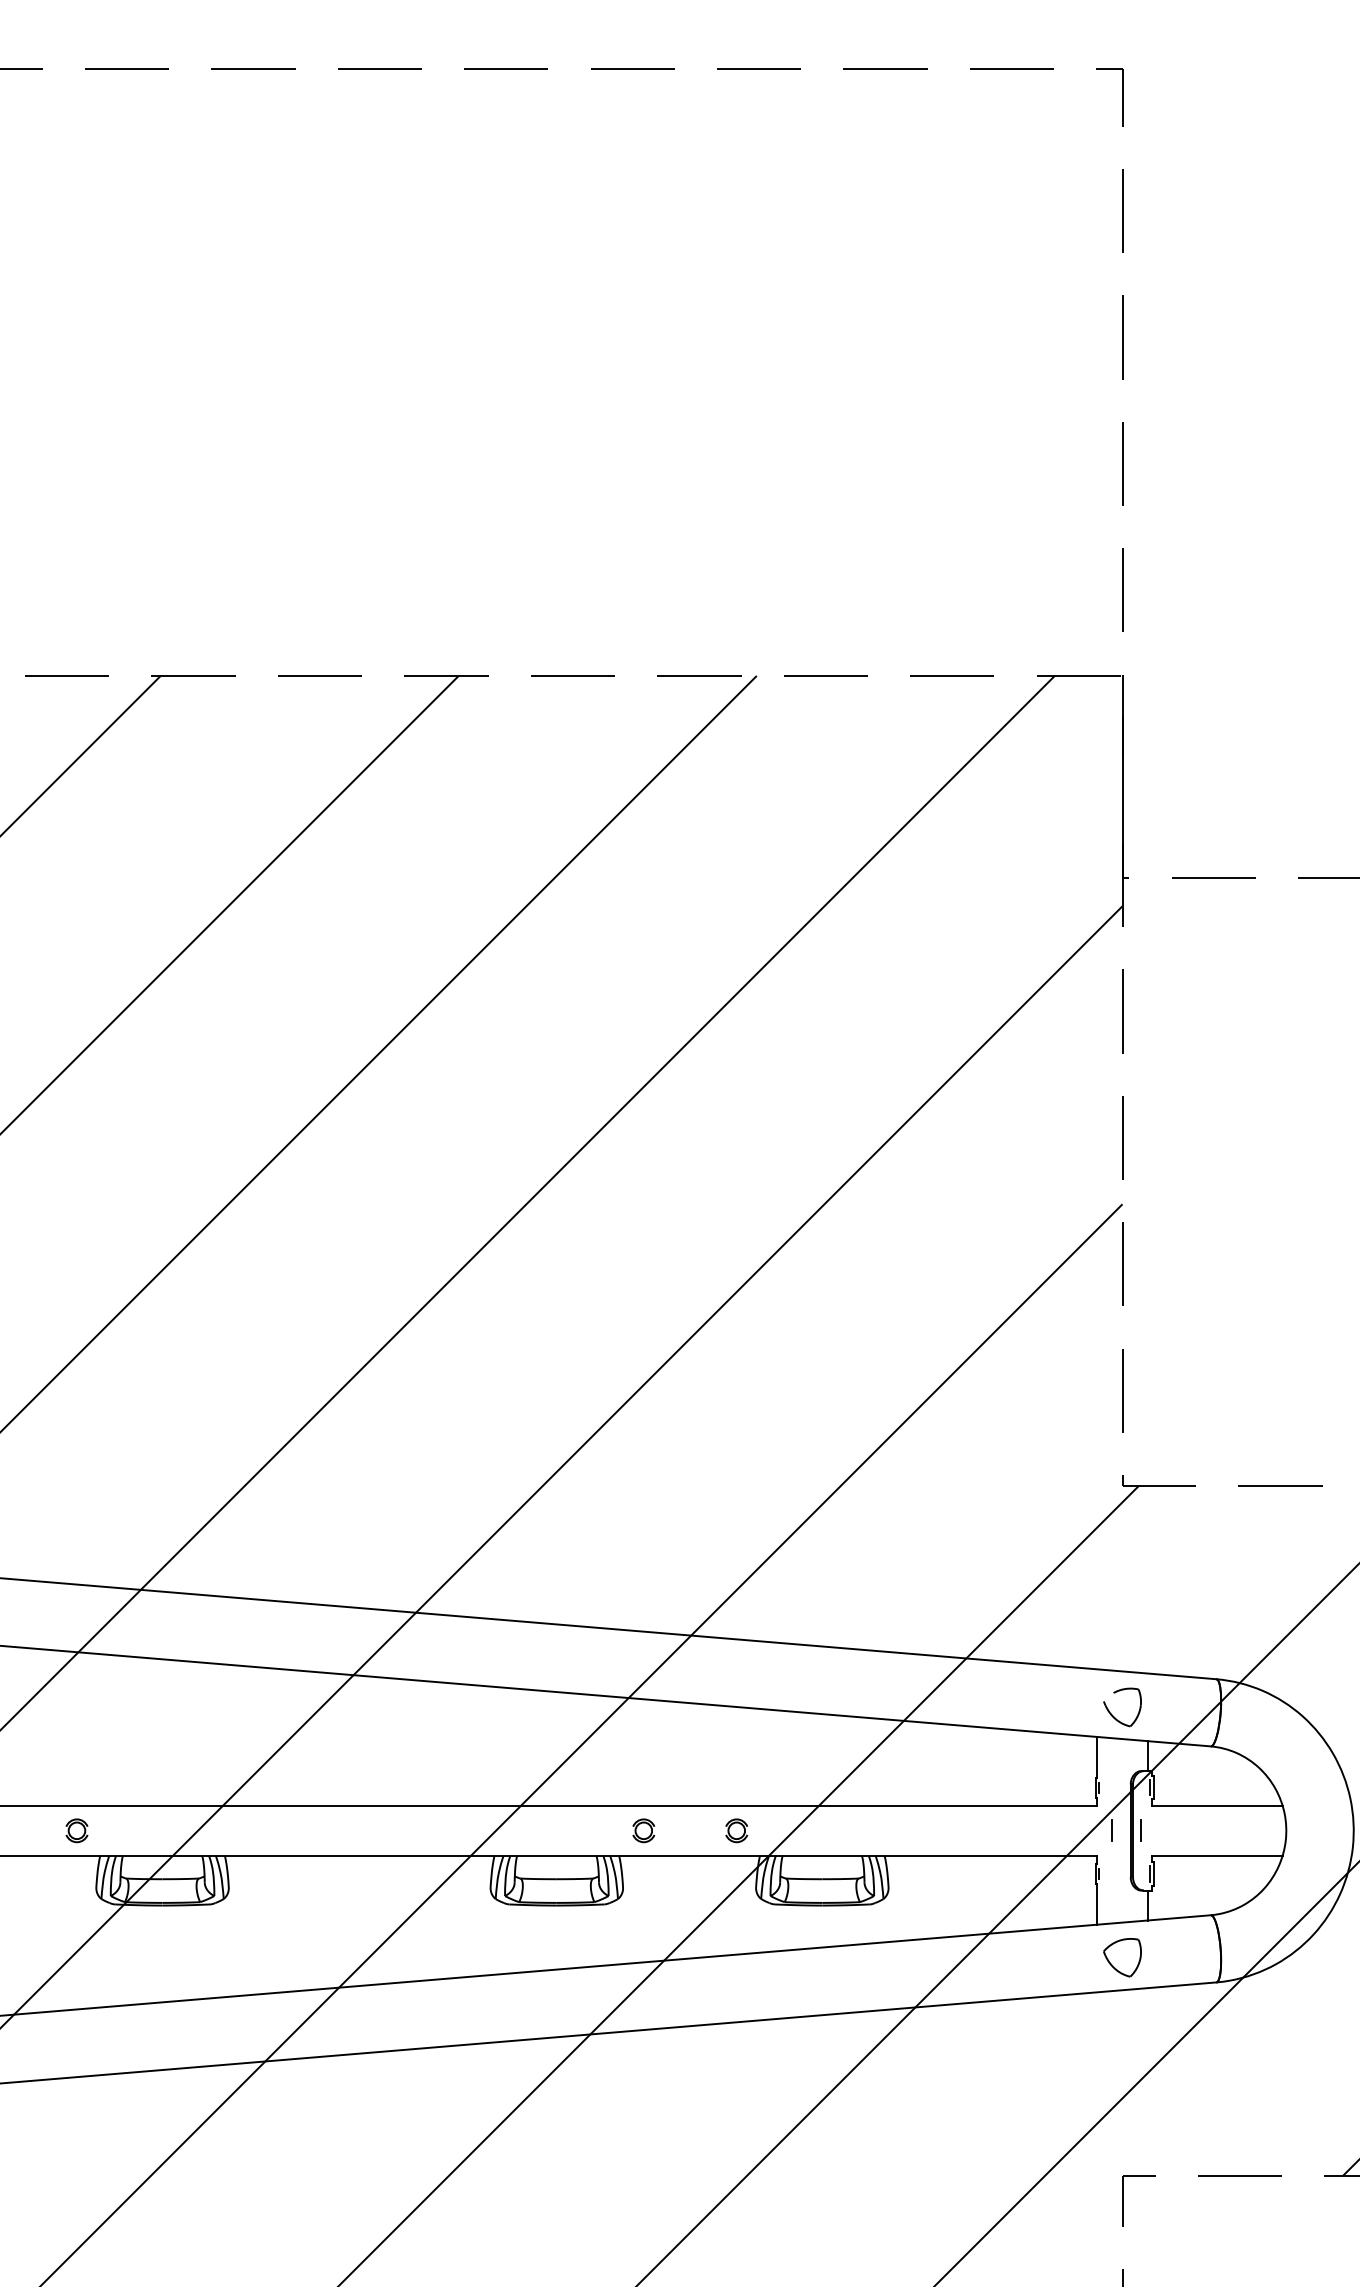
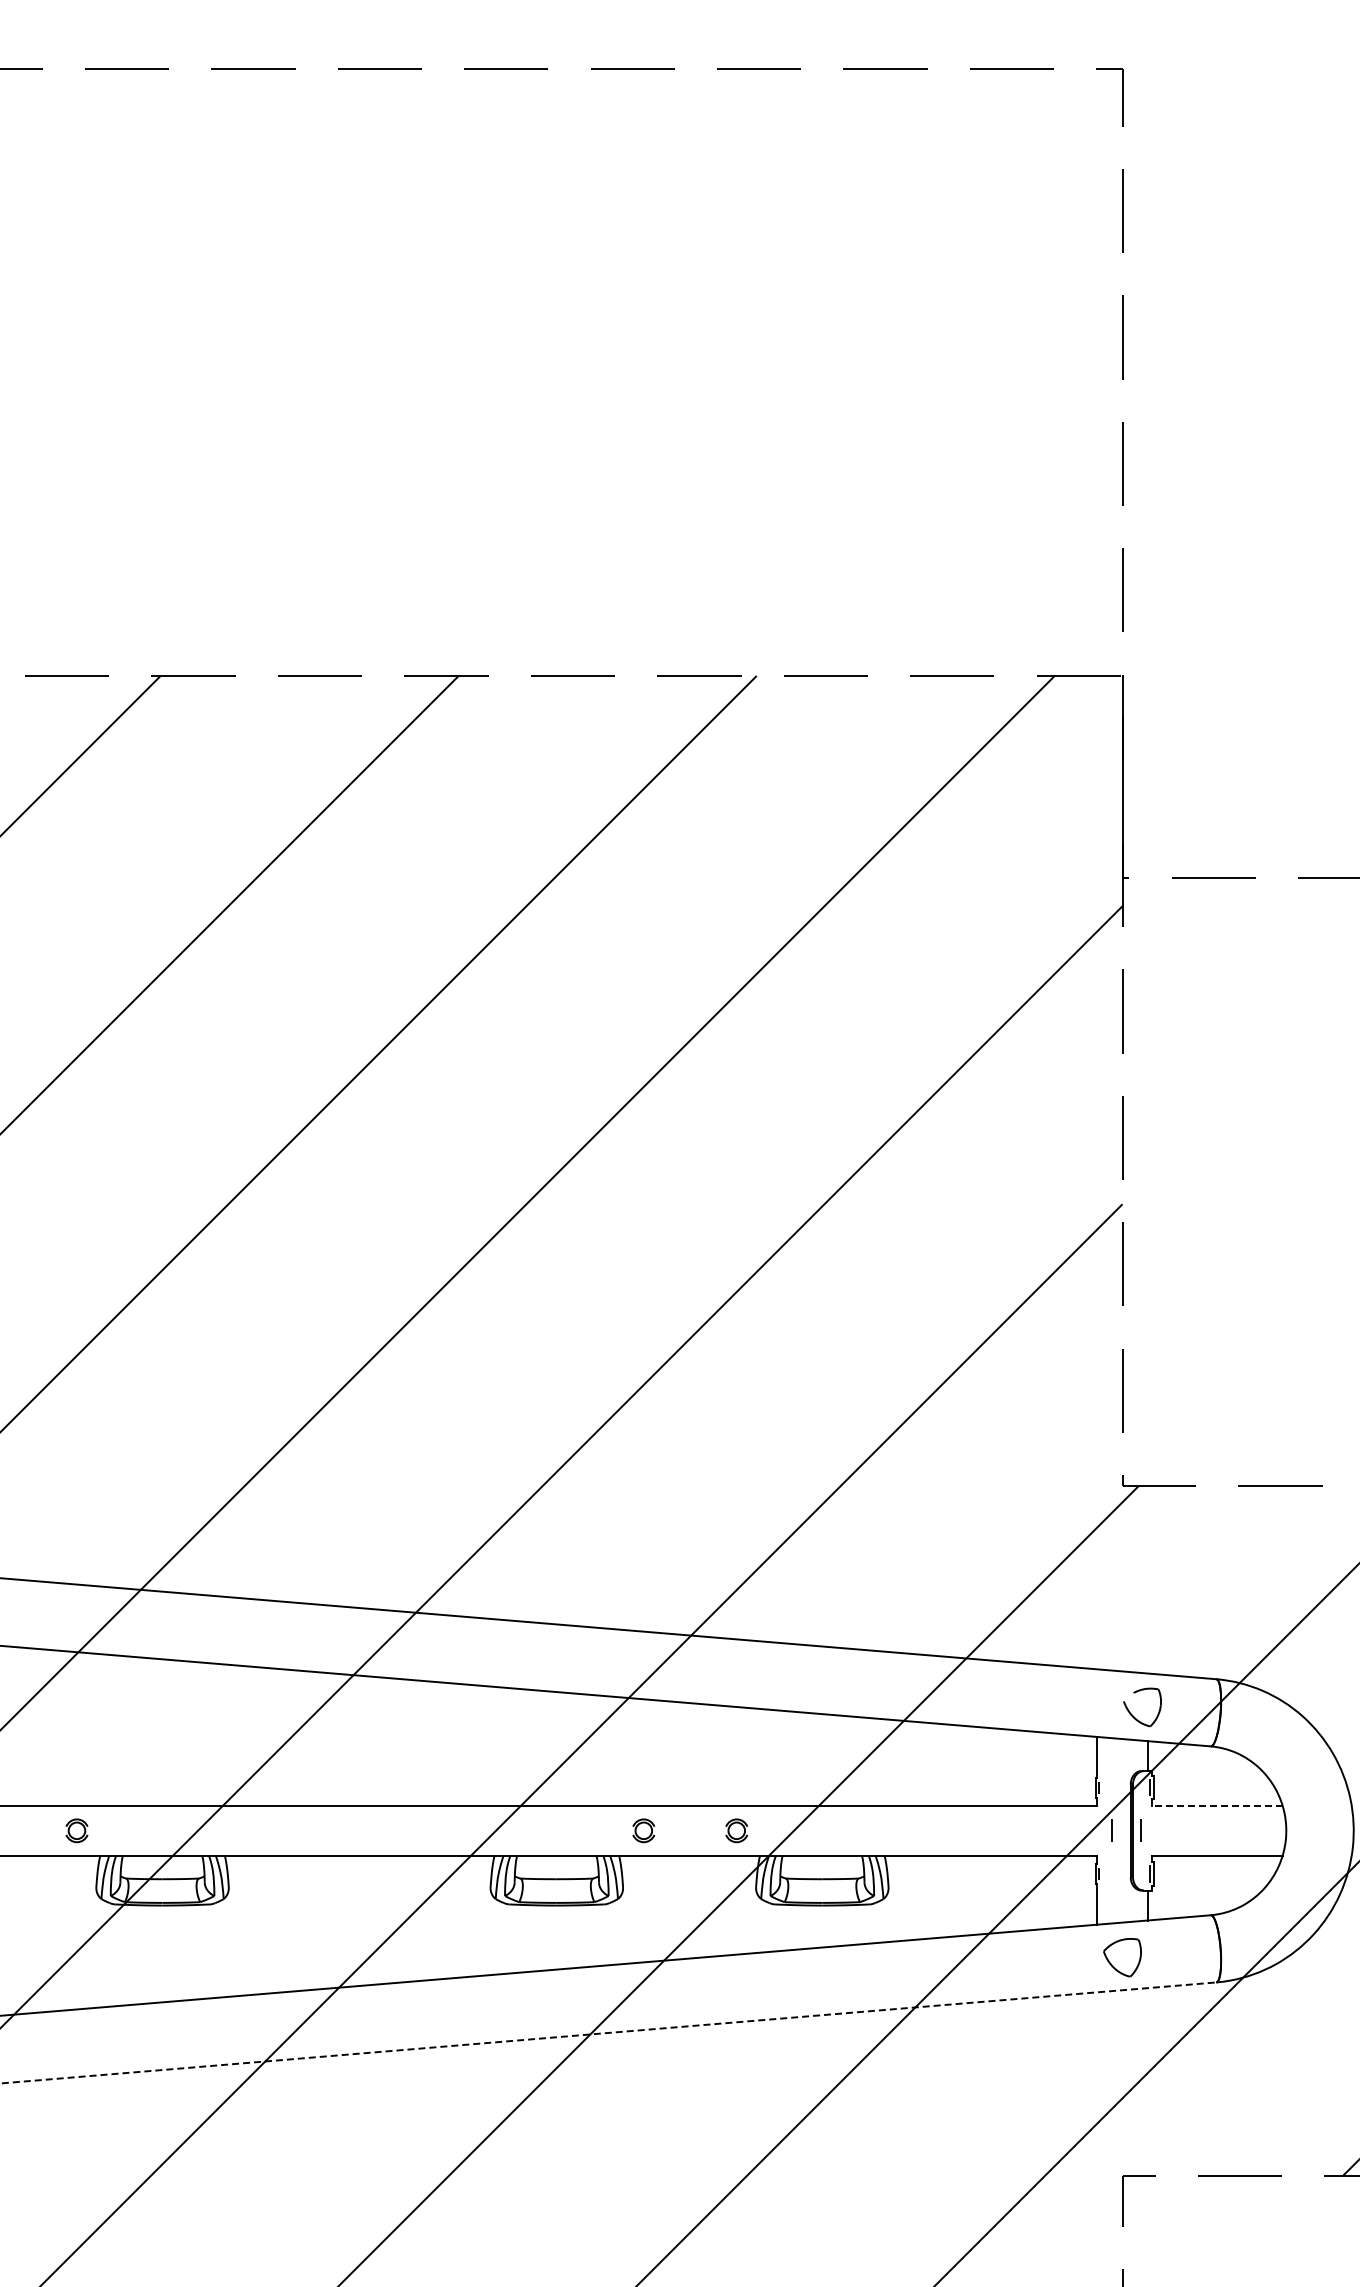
part position: (1113, 1715) -> (1133, 1715) (1133, 1715)
line: solid -> dashed (1216, 1805)
line: solid -> dashed (608, 2032)
